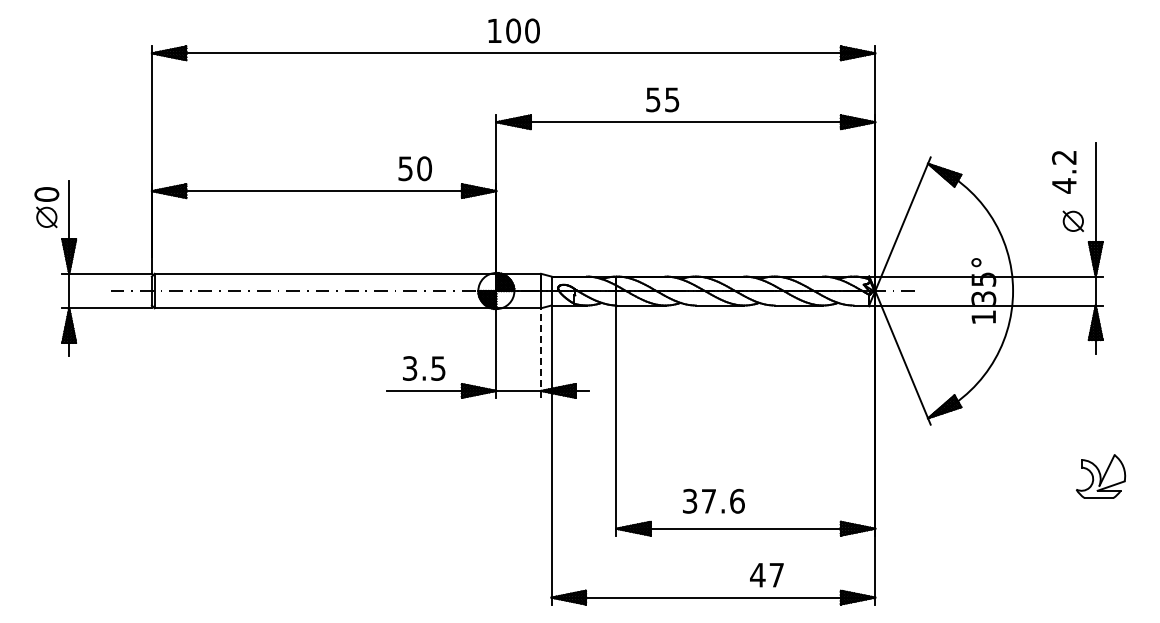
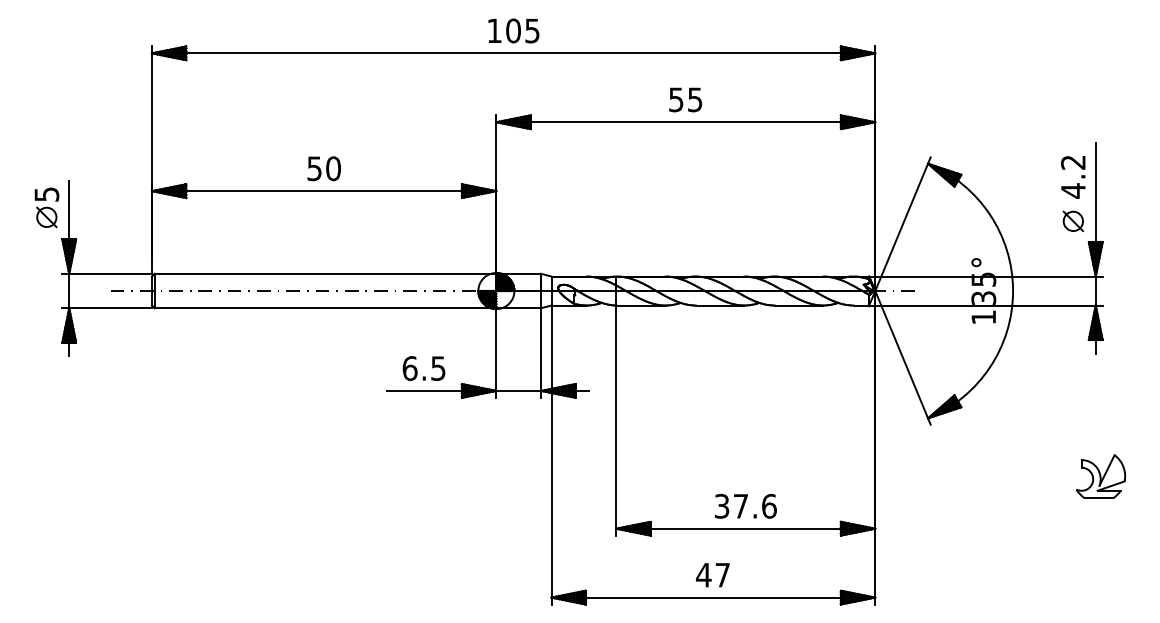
text: 100 -> 105 (532, 30)
text position: (662, 99) -> (685, 99) (685, 99)
text position: (414, 168) -> (323, 168) (323, 168)
text position: (1064, 172) -> (1073, 177) (1073, 177)
text: 0 -> 5 (46, 194)
line: dashed -> solid (541, 353)
text: 3.5 -> 6.5 (409, 368)
text position: (713, 500) -> (745, 505) (745, 505)
text position: (766, 575) -> (712, 575) (712, 575)
